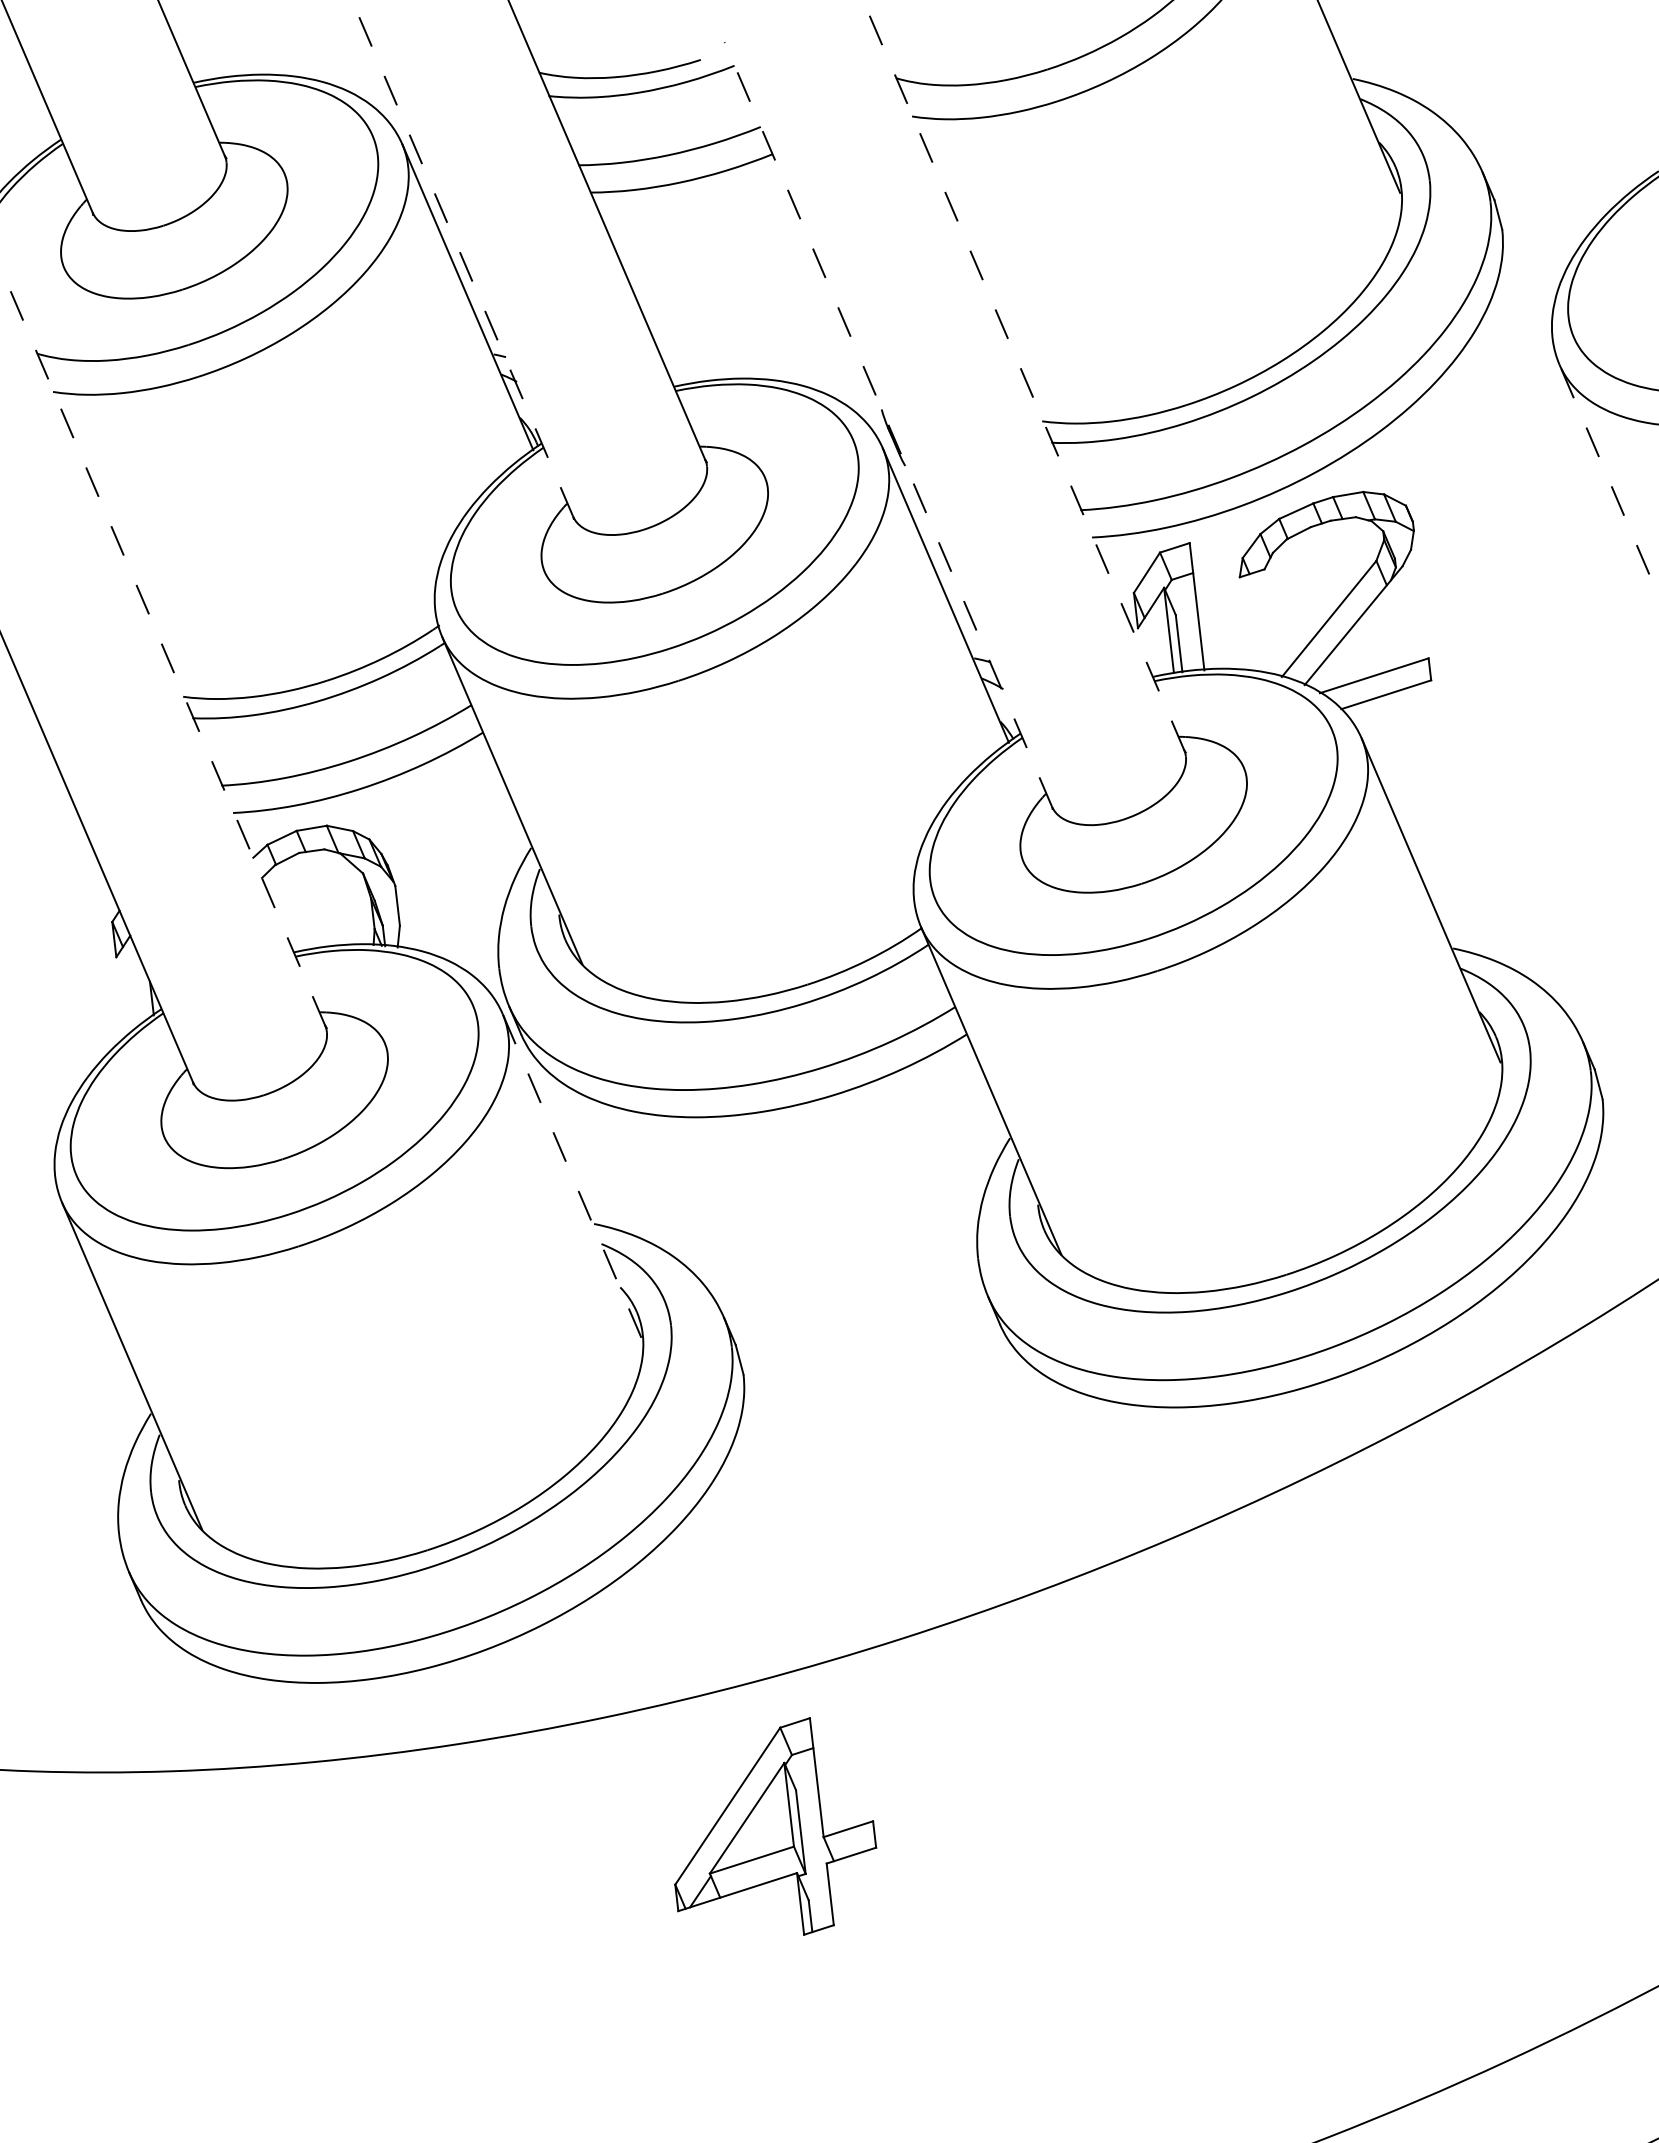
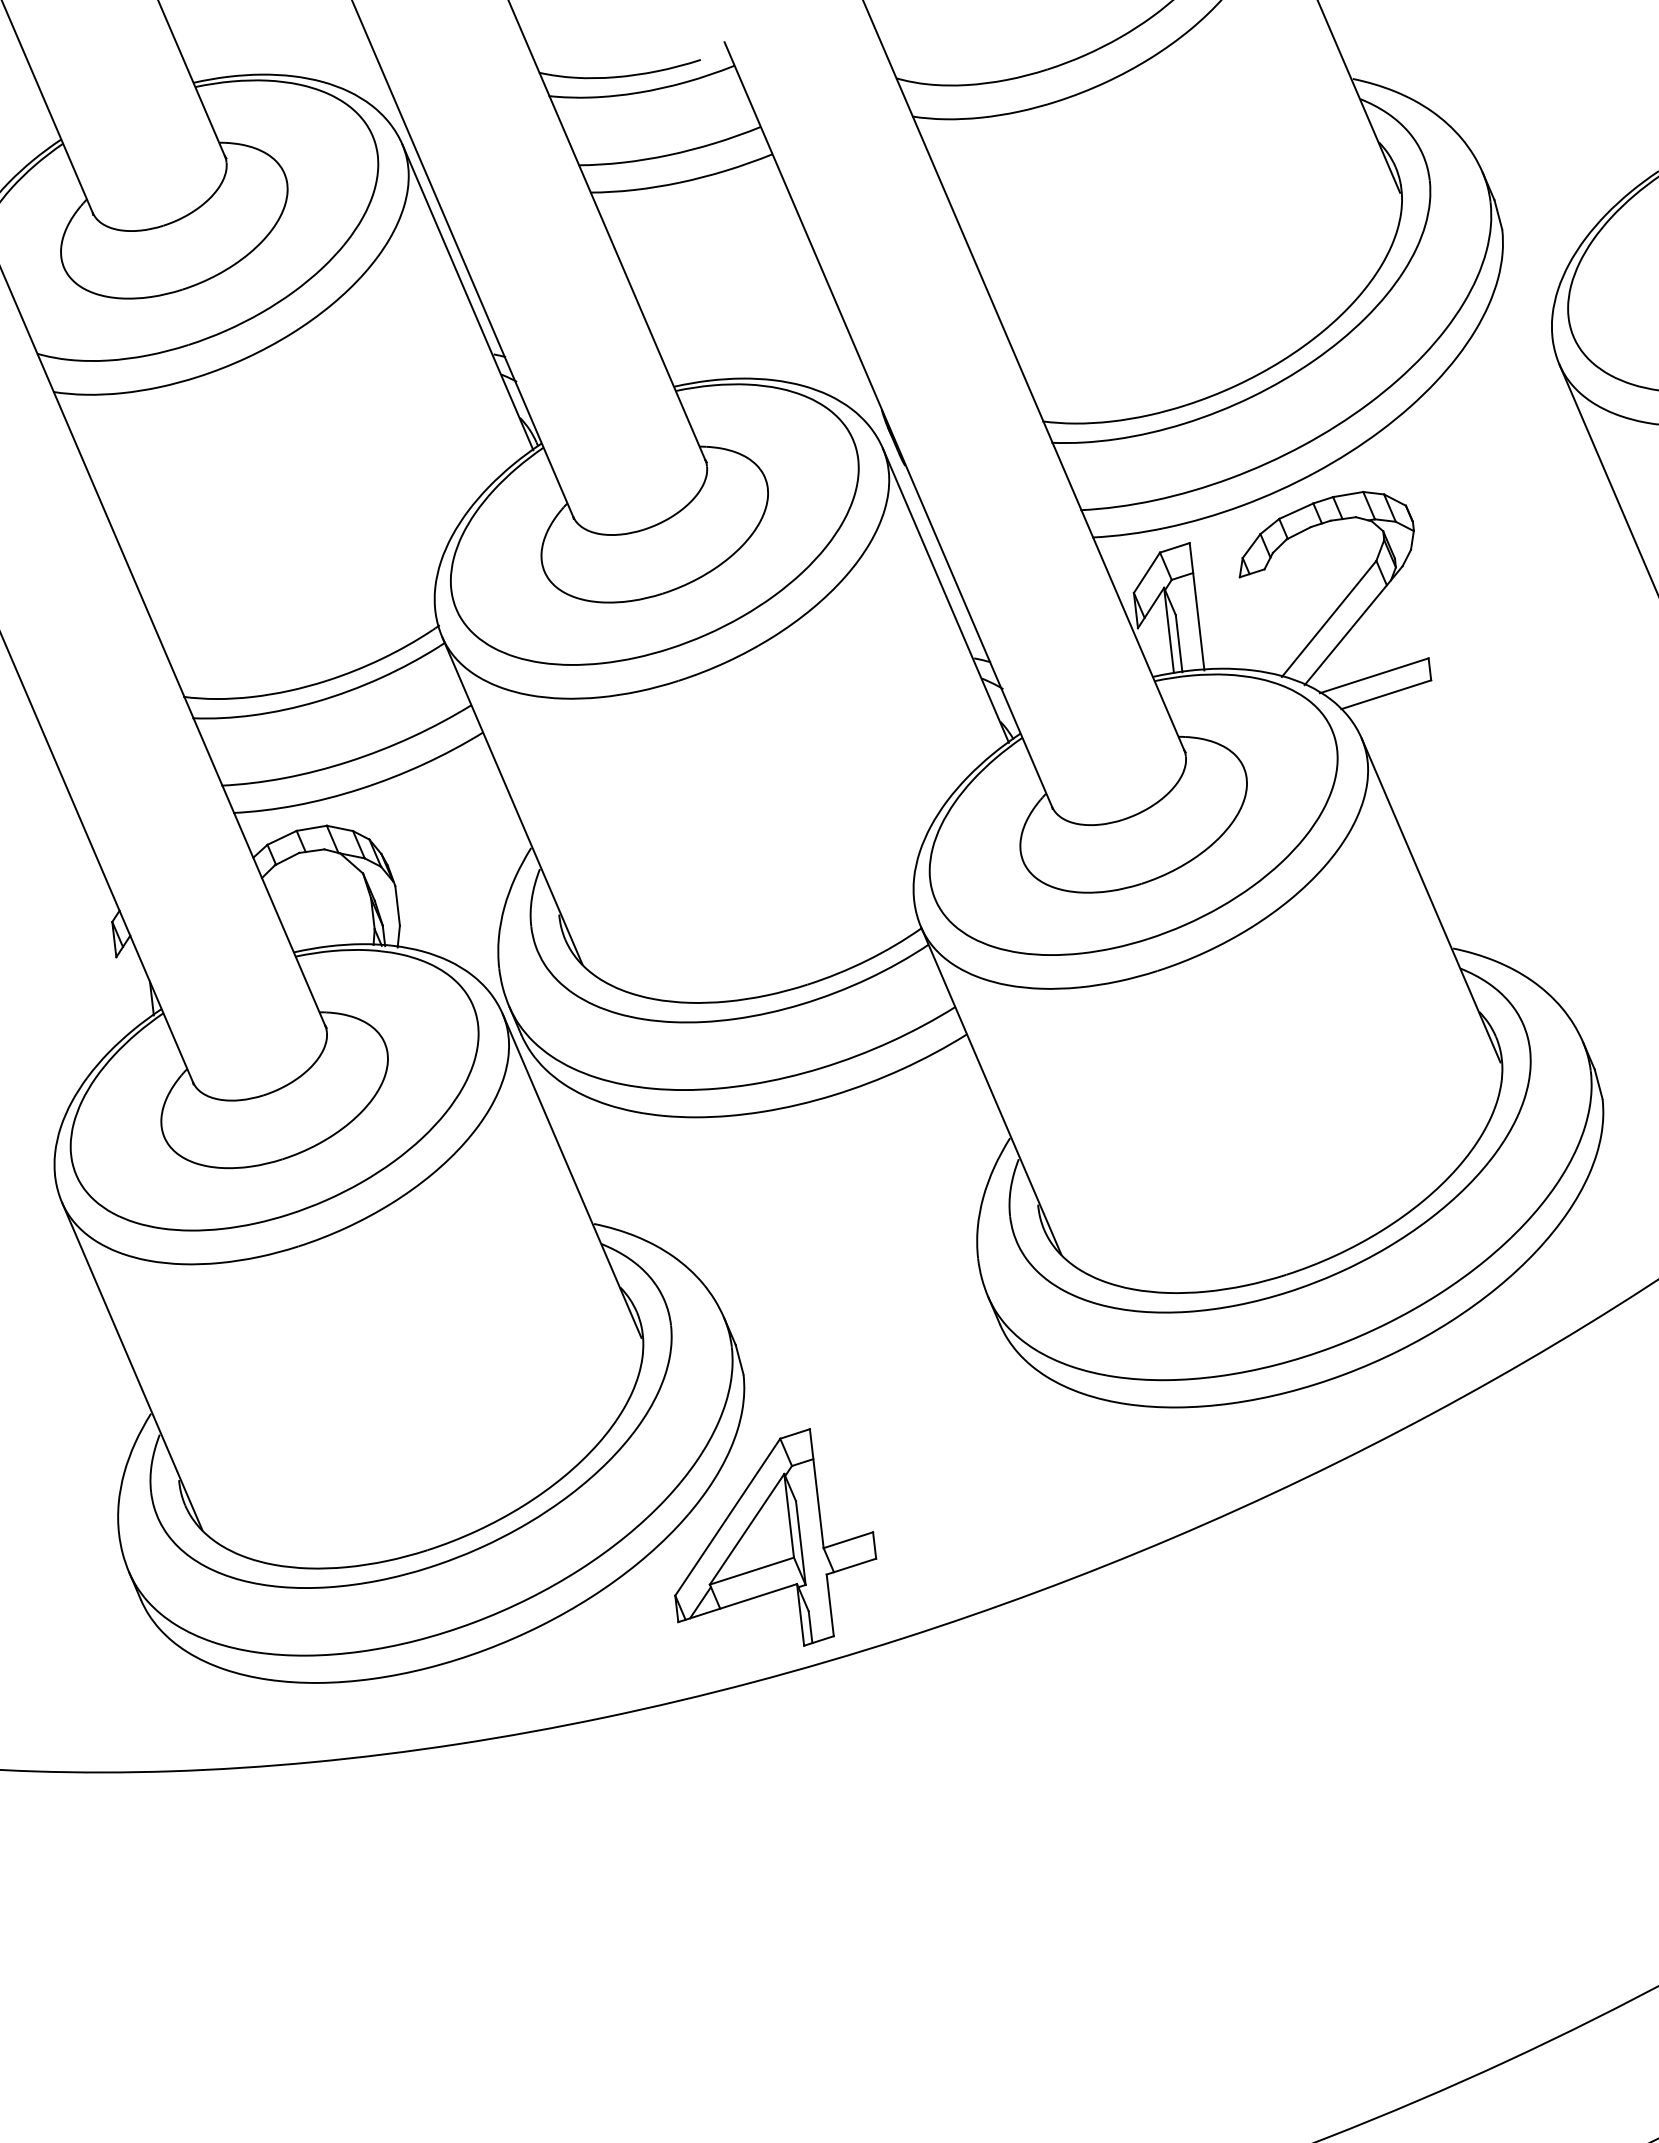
line: dashed -> solid (462, 258)
line: dashed -> solid (1023, 375)
line: dashed -> solid (888, 424)
line: dashed -> solid (1609, 480)
line: dashed -> solid (162, 646)
line: dashed -> solid (571, 1175)
part position: (775, 1826) -> (775, 1537) (775, 1537)
